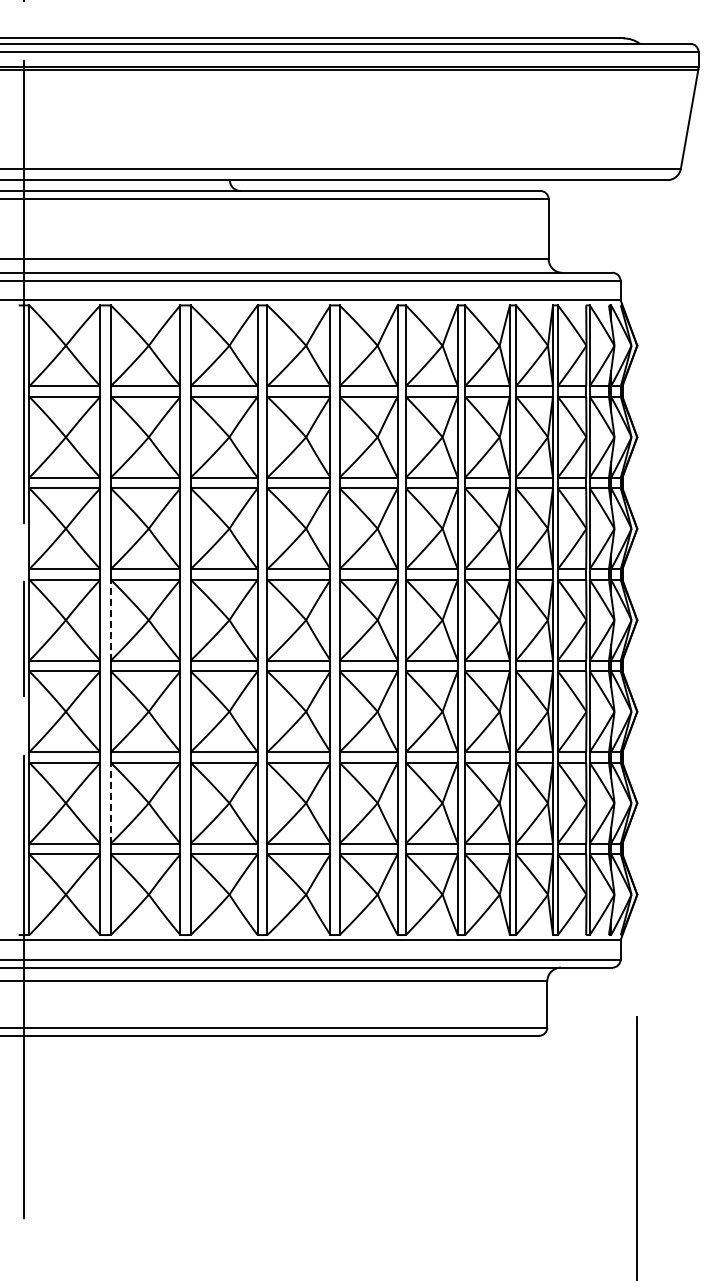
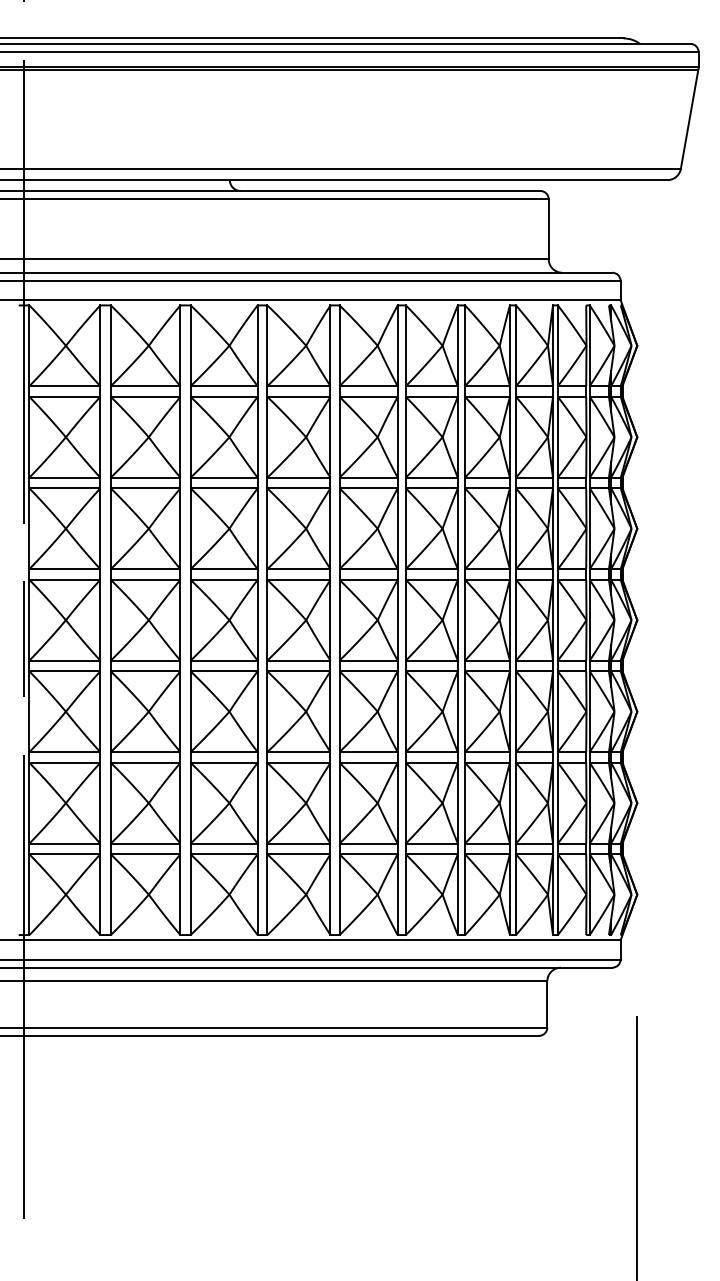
line: dashed -> solid (110, 619)
line: dashed -> solid (110, 802)
